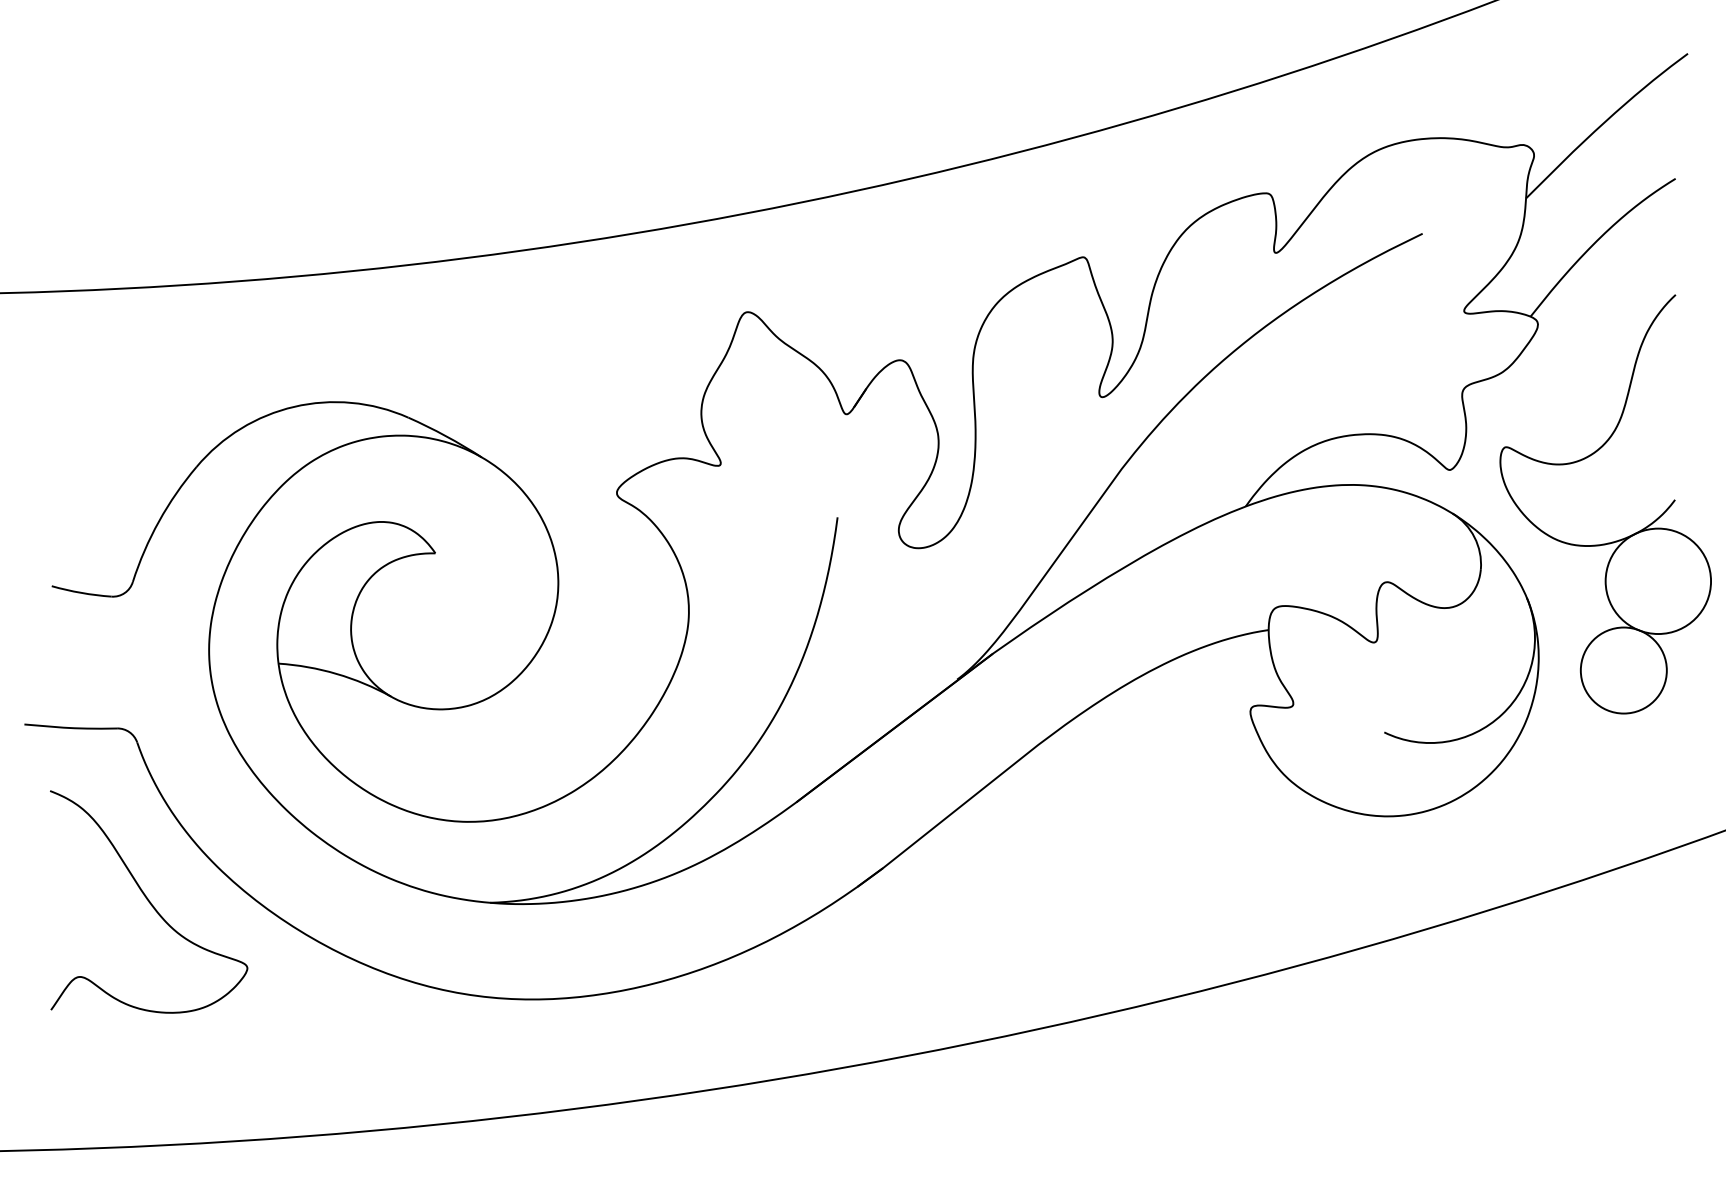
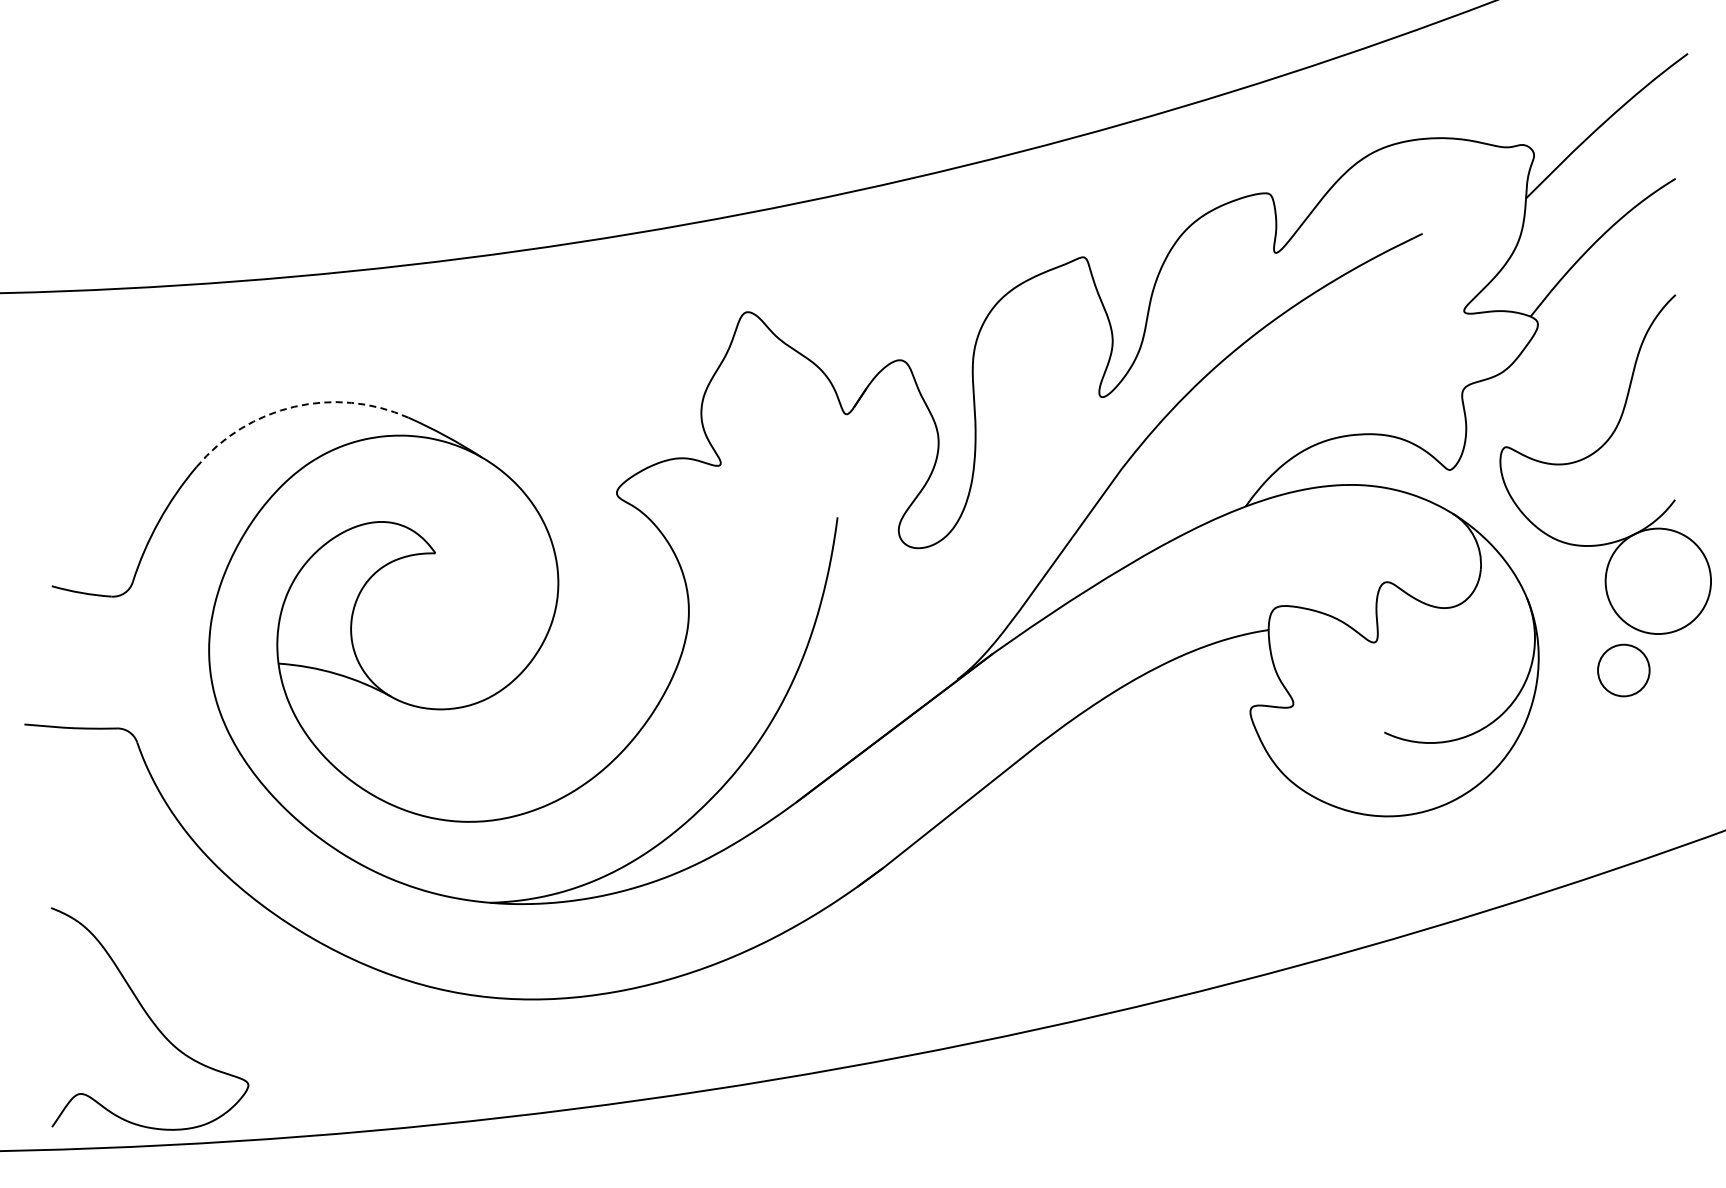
arc: solid -> dashed (294, 406)
circle diameter: 86 px -> 52 px (1623, 670)
curve position: (149, 901) -> (150, 1018) (150, 1018)
